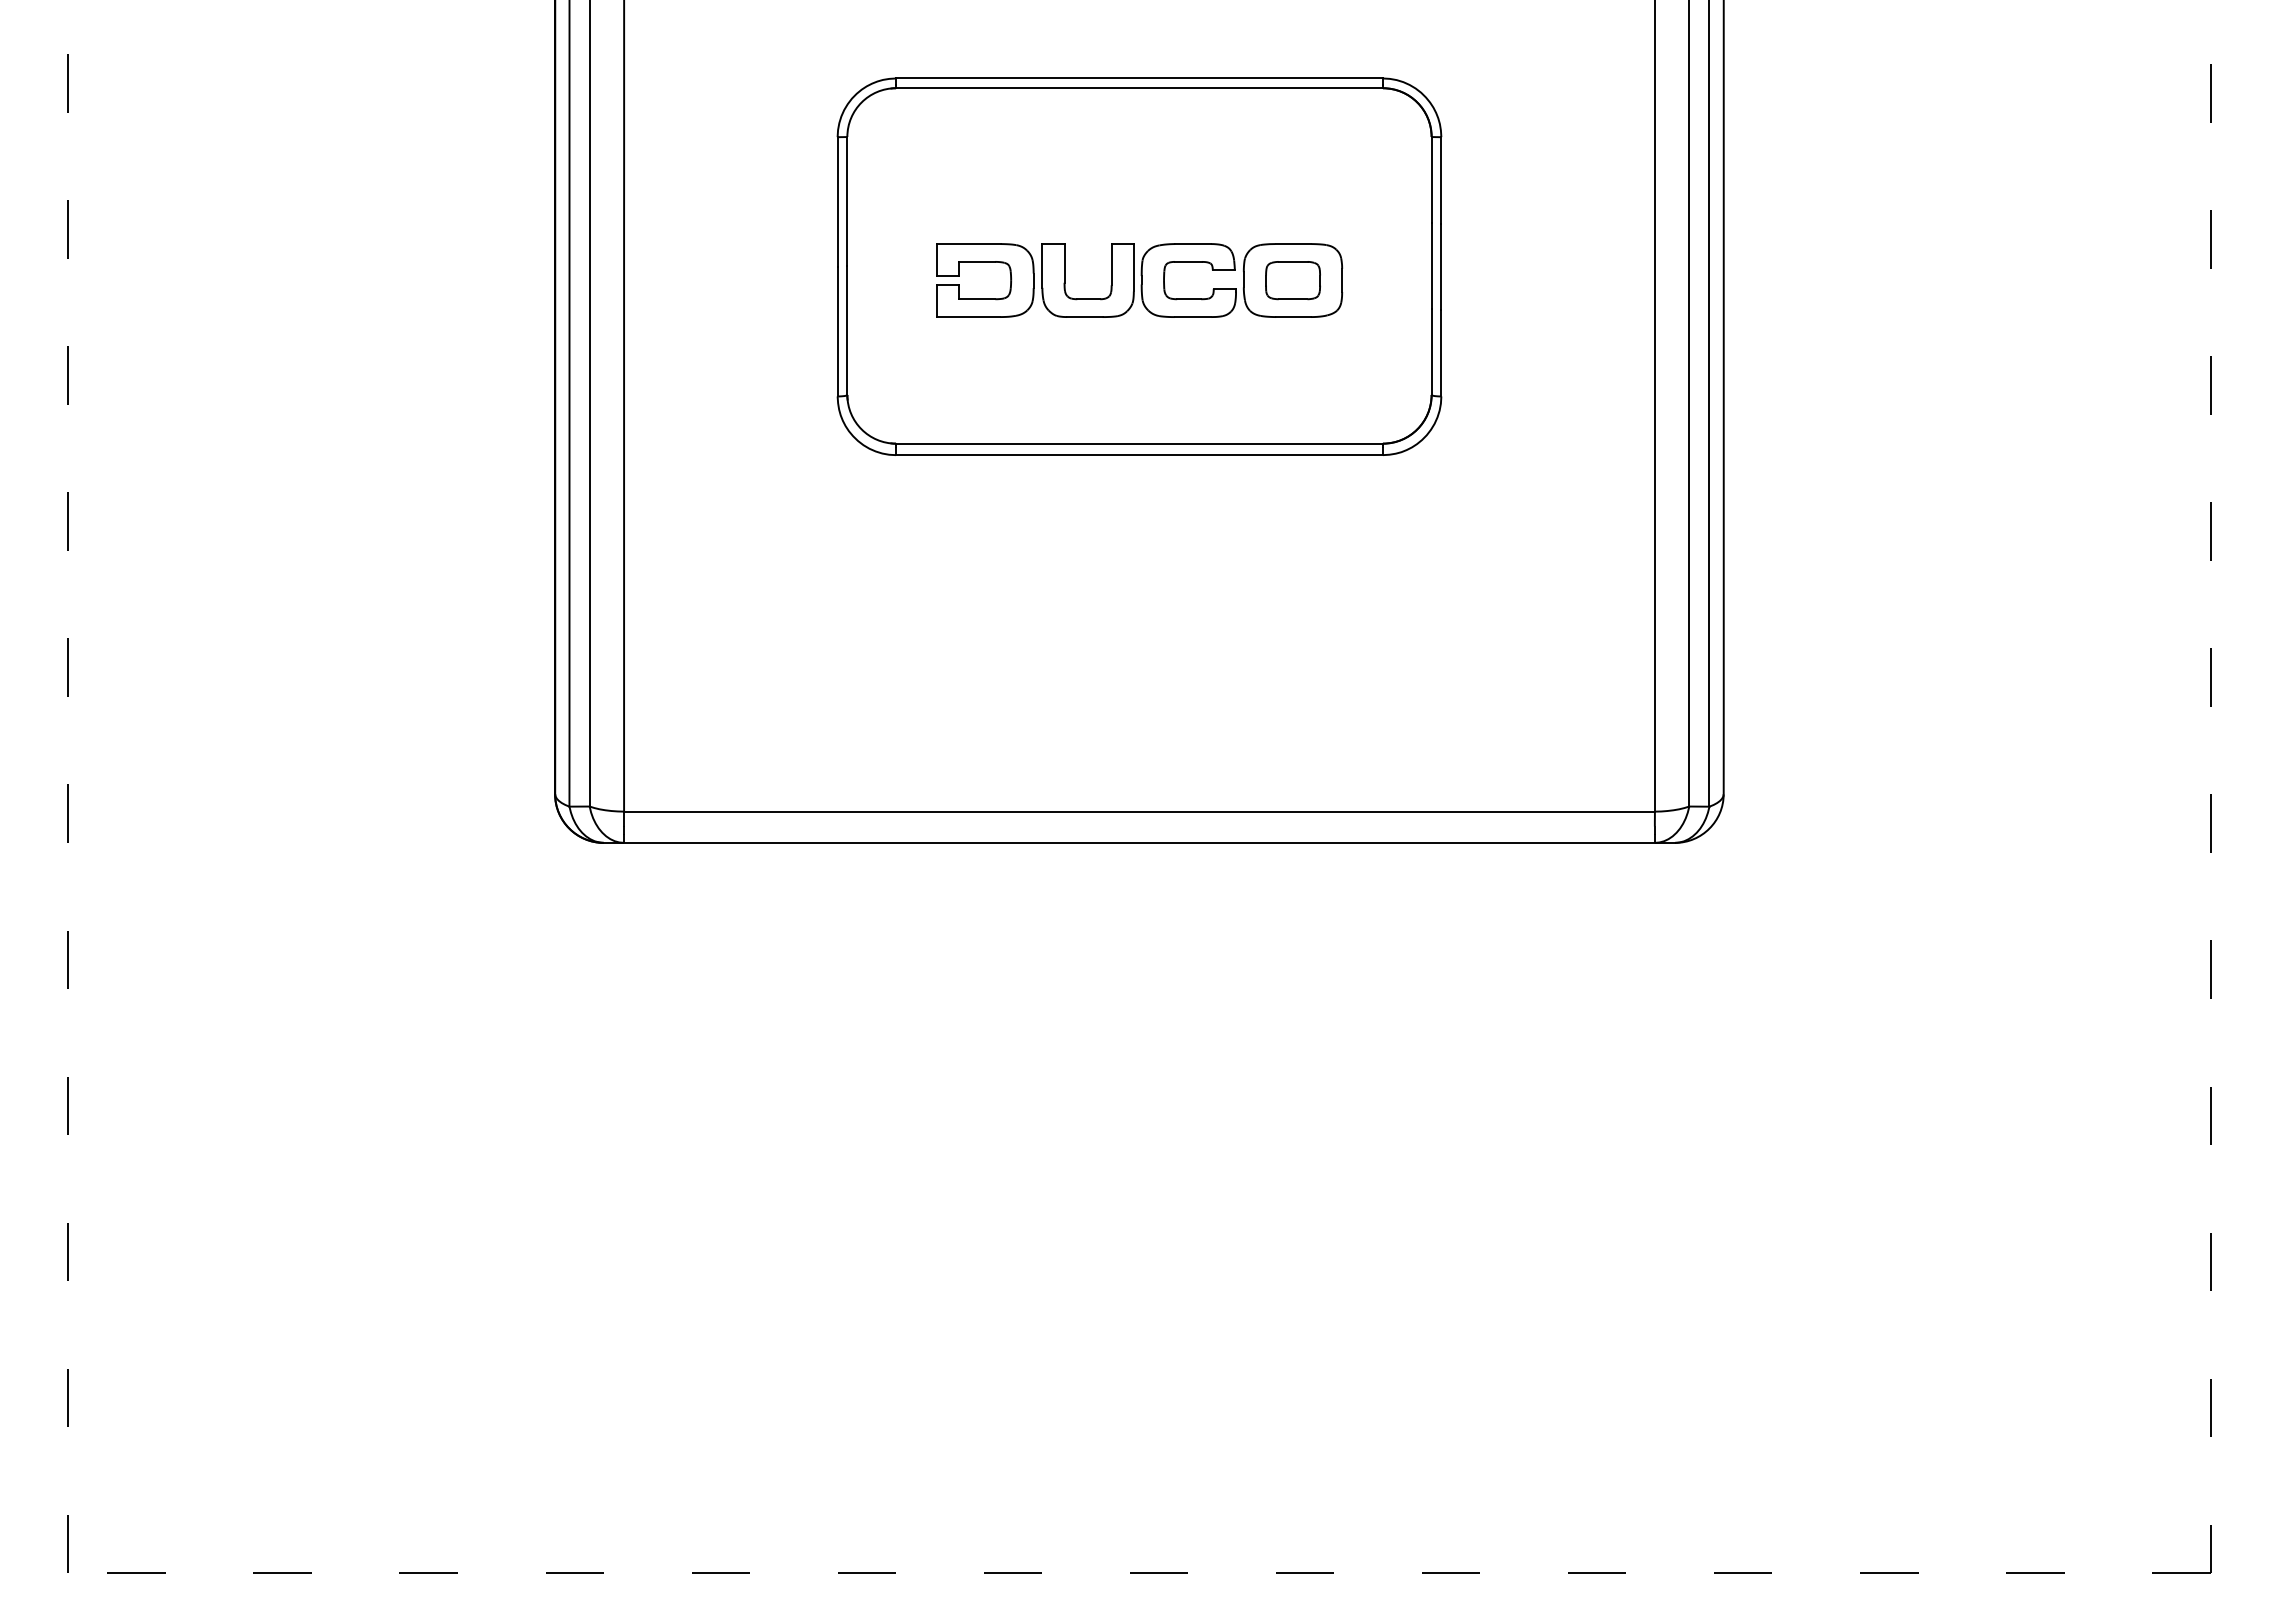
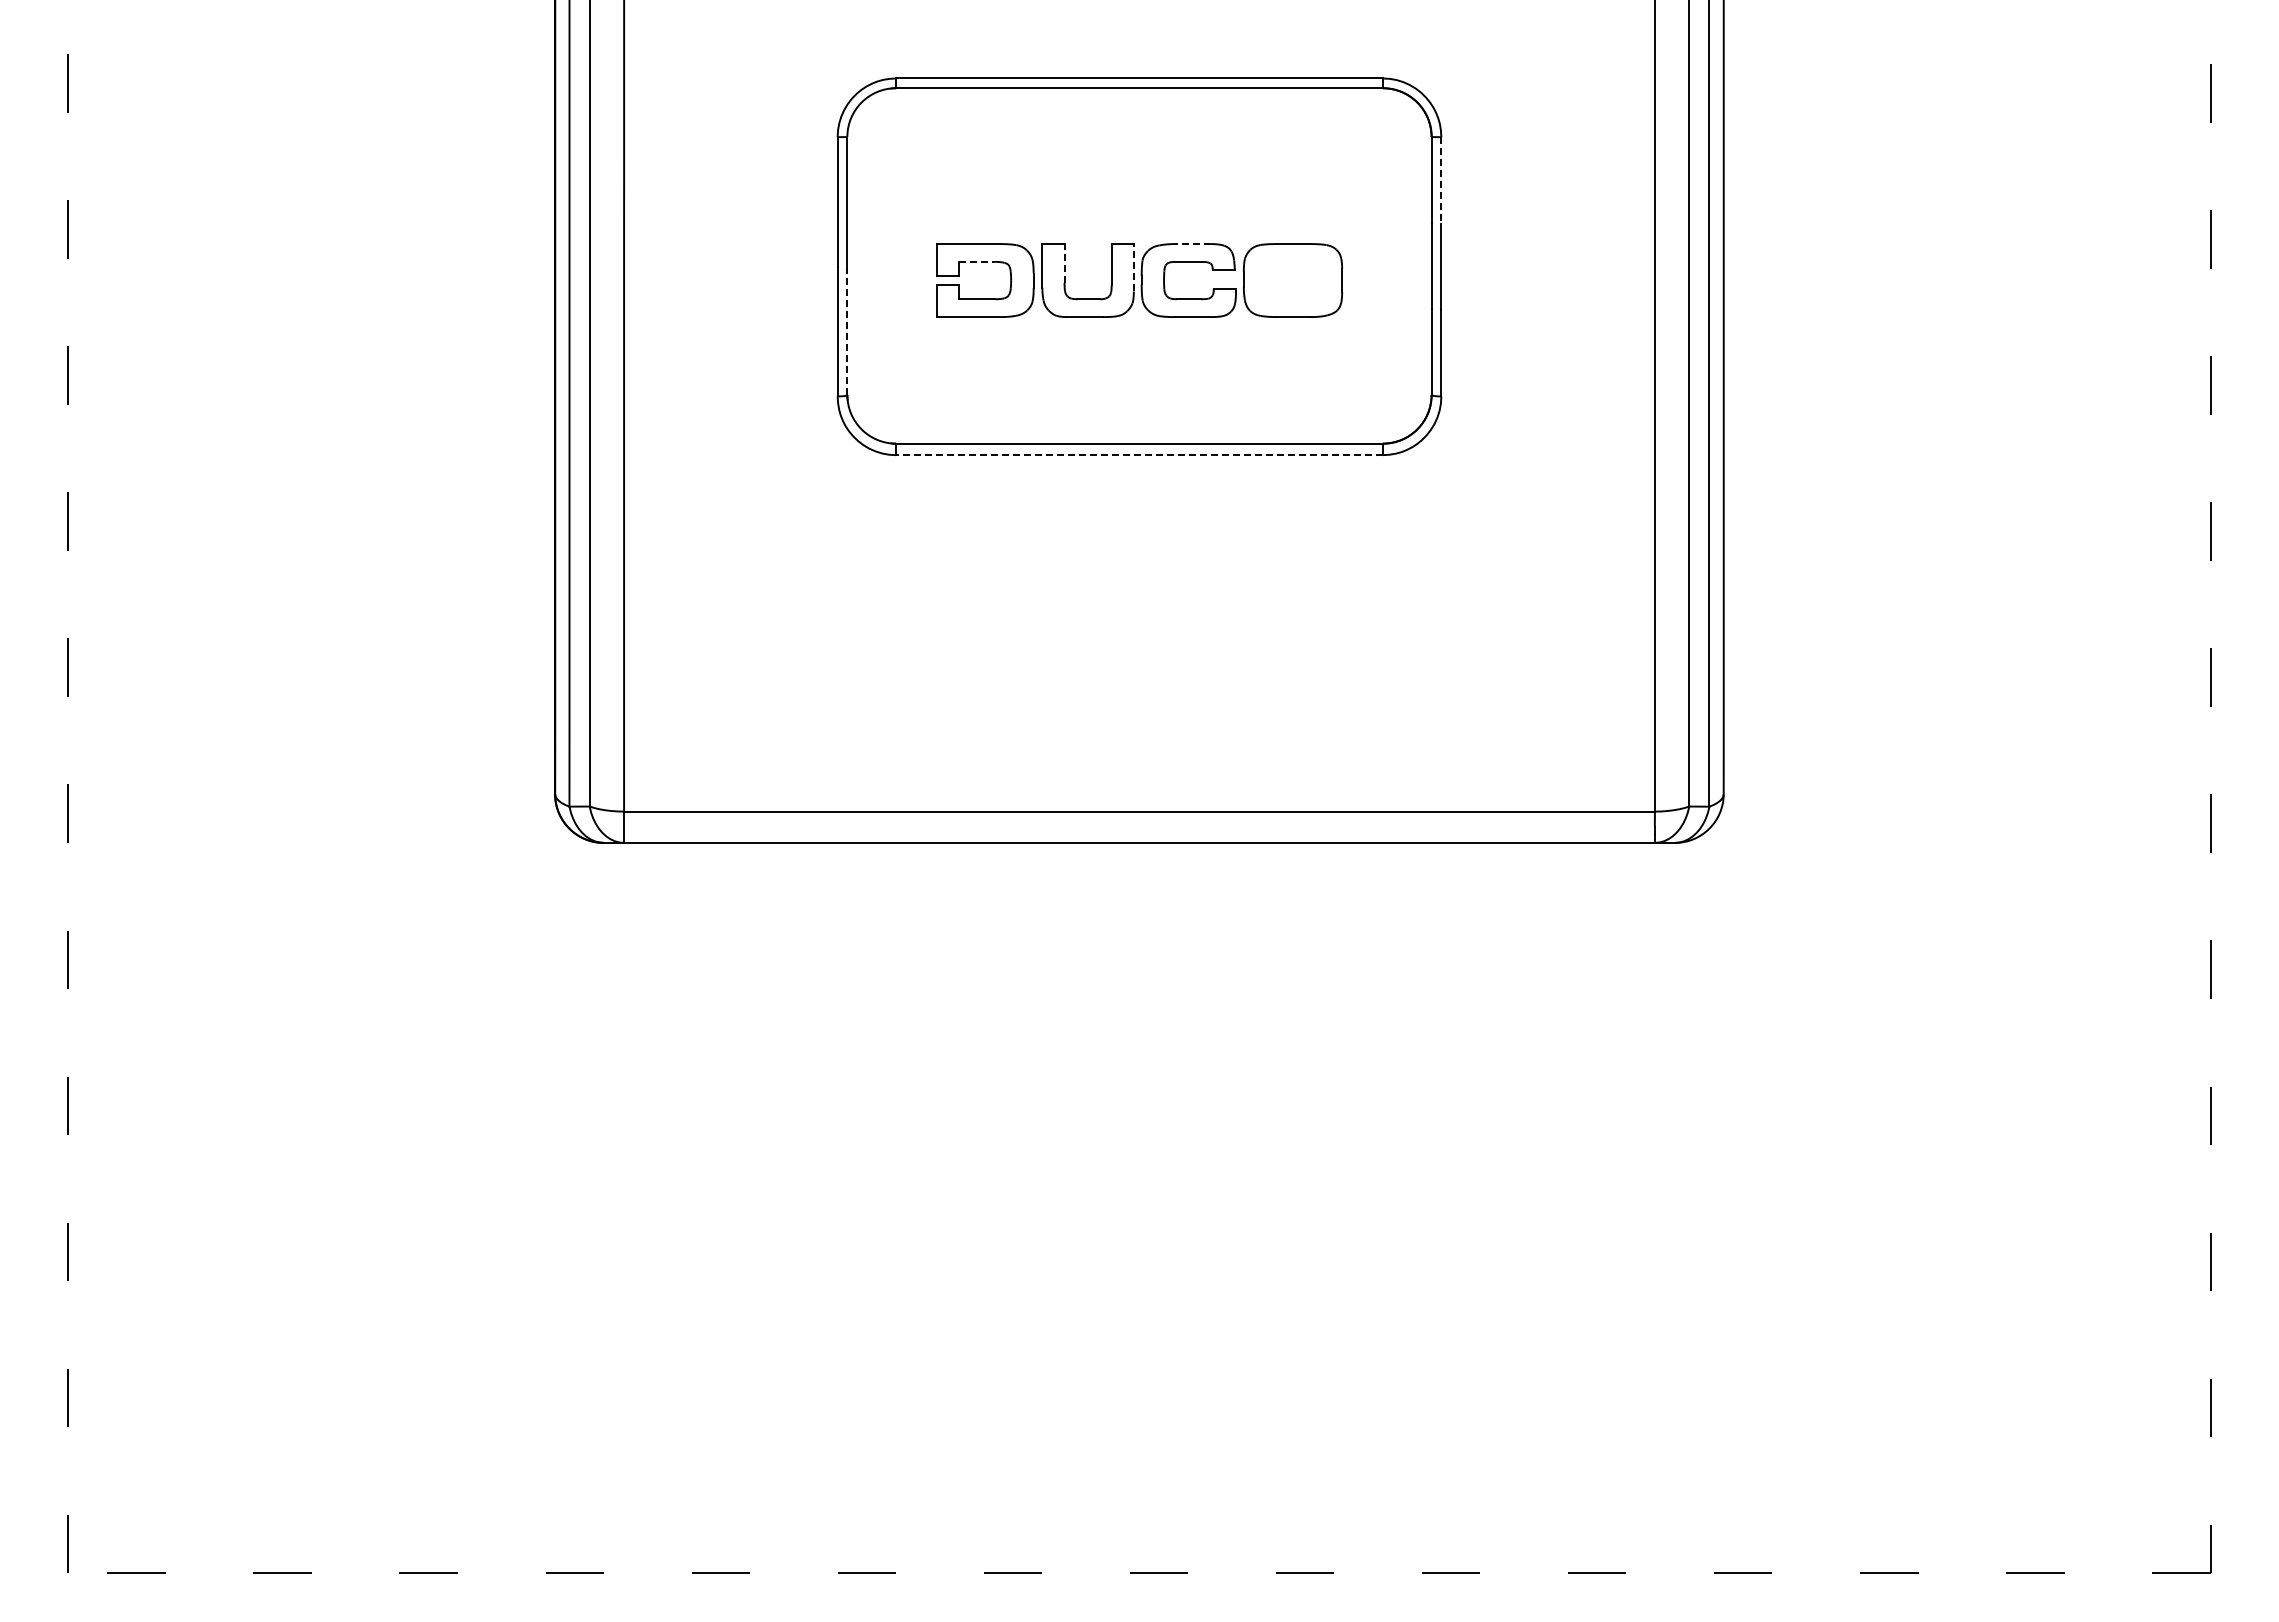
line: solid -> dashed (1441, 181)
line: solid -> dashed (1193, 244)
line: solid -> dashed (977, 261)
line: solid -> dashed (1064, 262)
line: solid -> dashed (1133, 267)
part: present -> none (1292, 280)
line: solid -> dashed (847, 330)
line: solid -> dashed (1139, 455)
